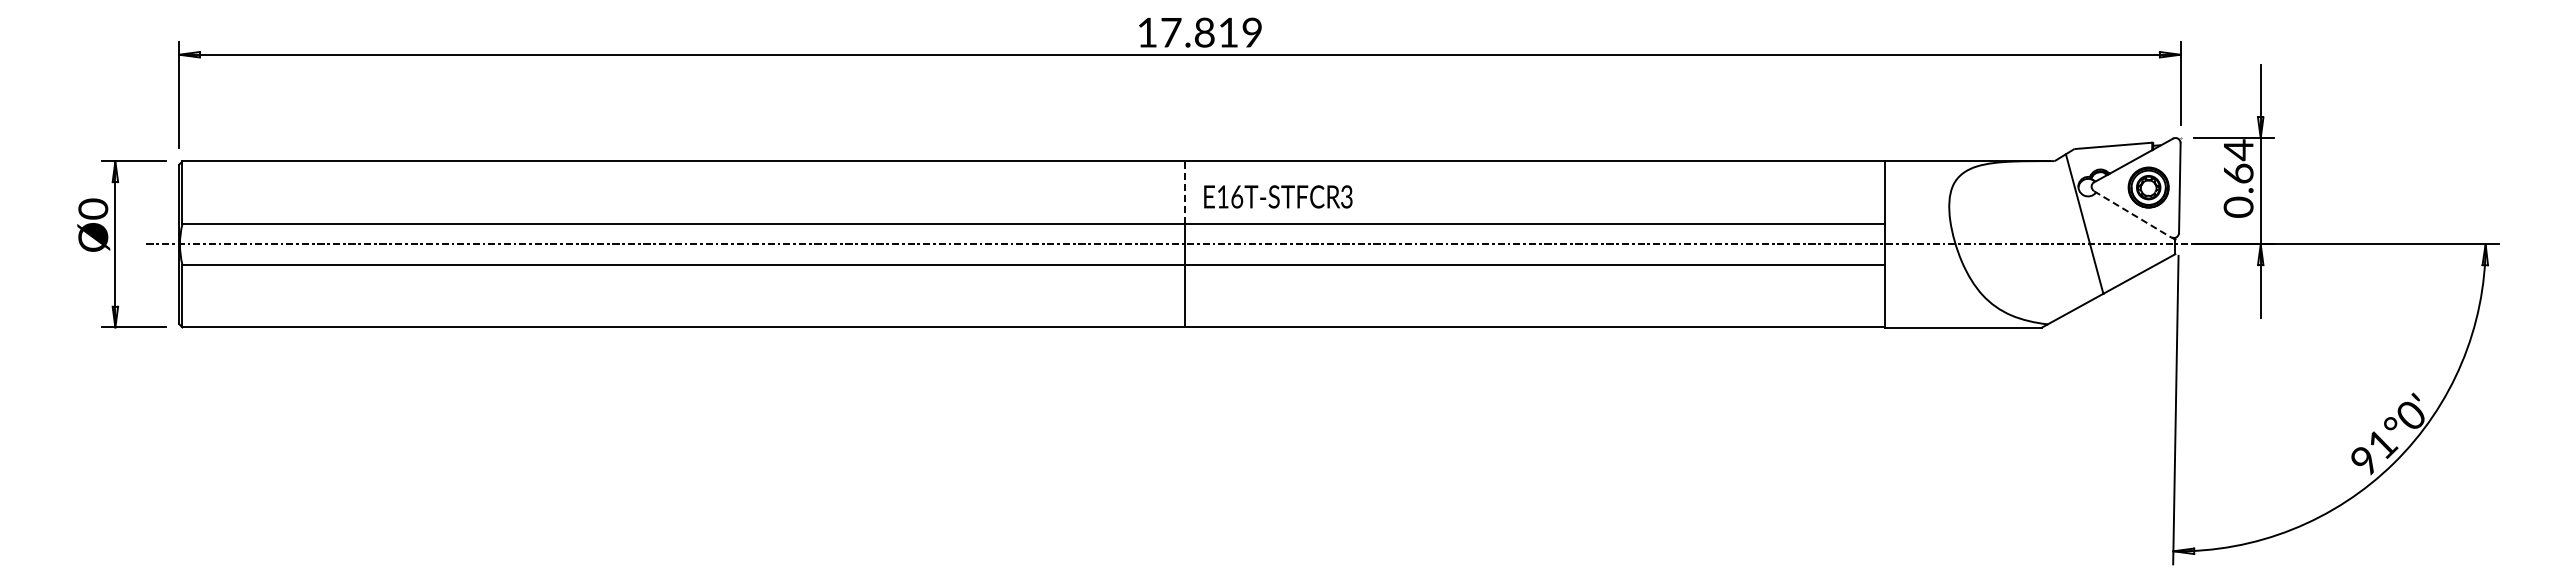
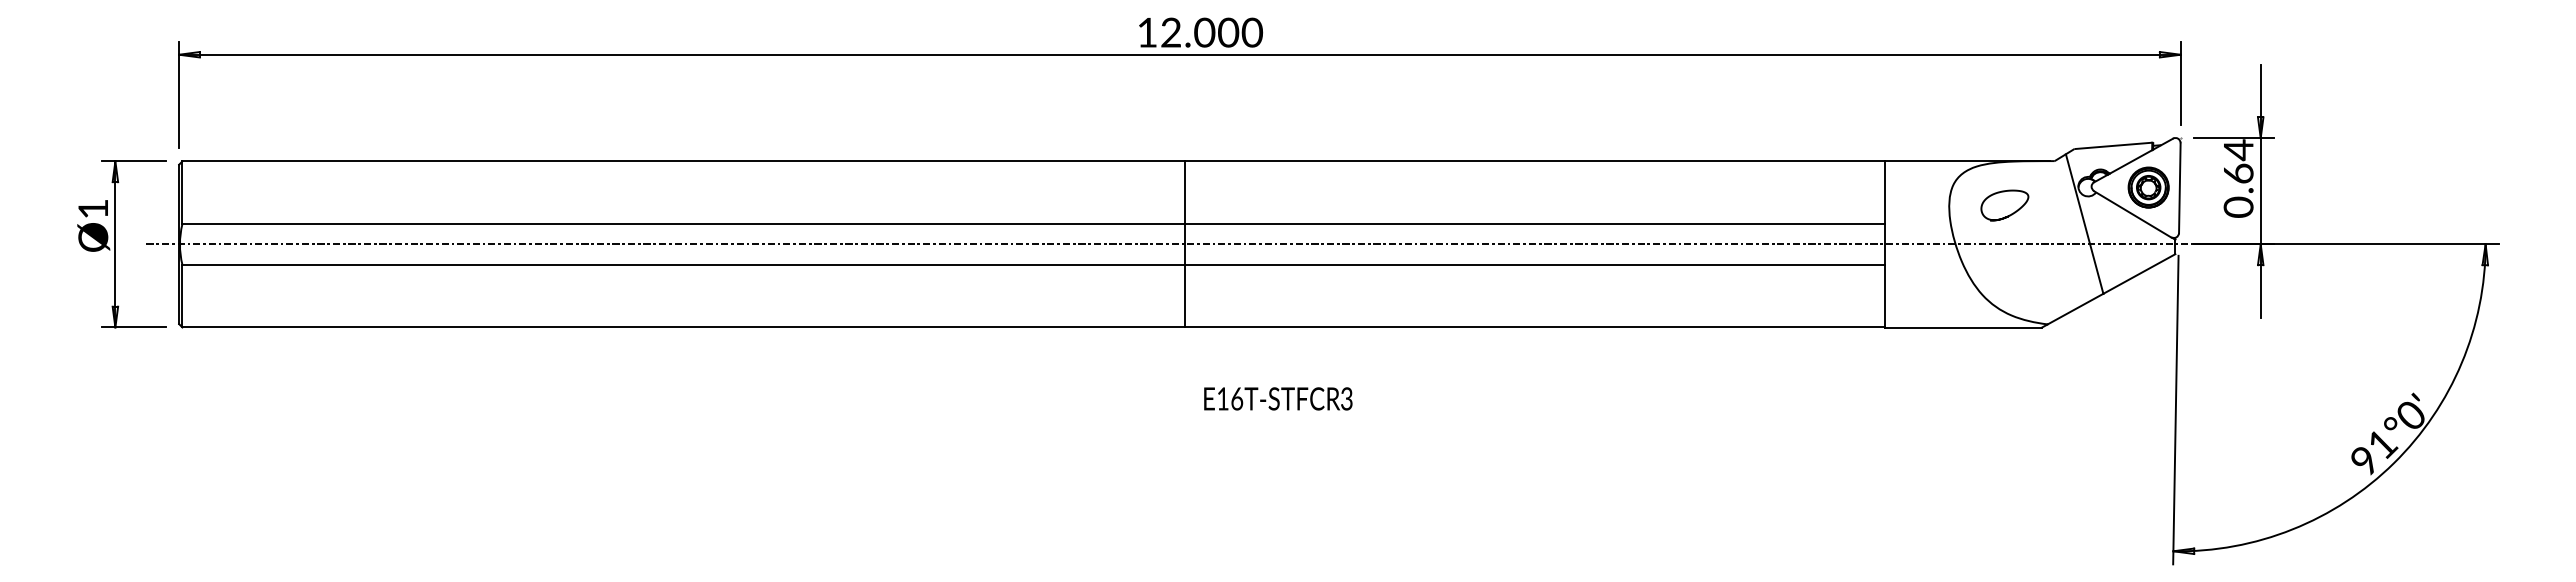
text: 17.819 -> 12.000 (1212, 32)
line: dashed -> solid (1184, 192)
text position: (1278, 196) -> (1278, 398) (1278, 398)
text: Ø0 -> Ø1 (93, 208)
curve: none -> present (2009, 214)
line: dashed -> solid (2132, 214)
